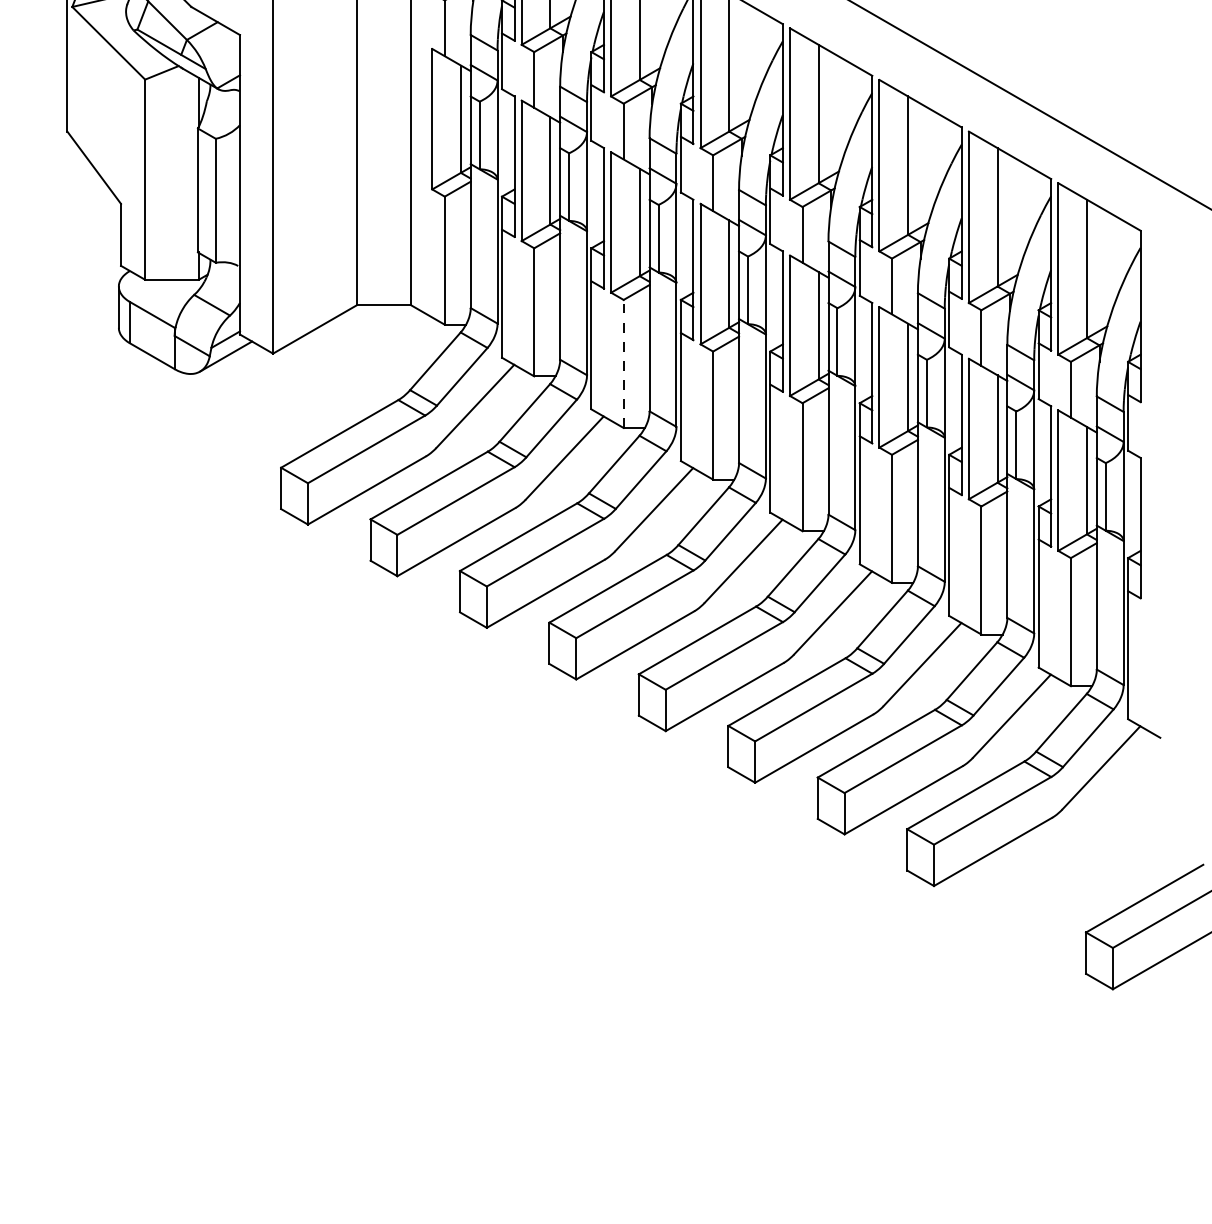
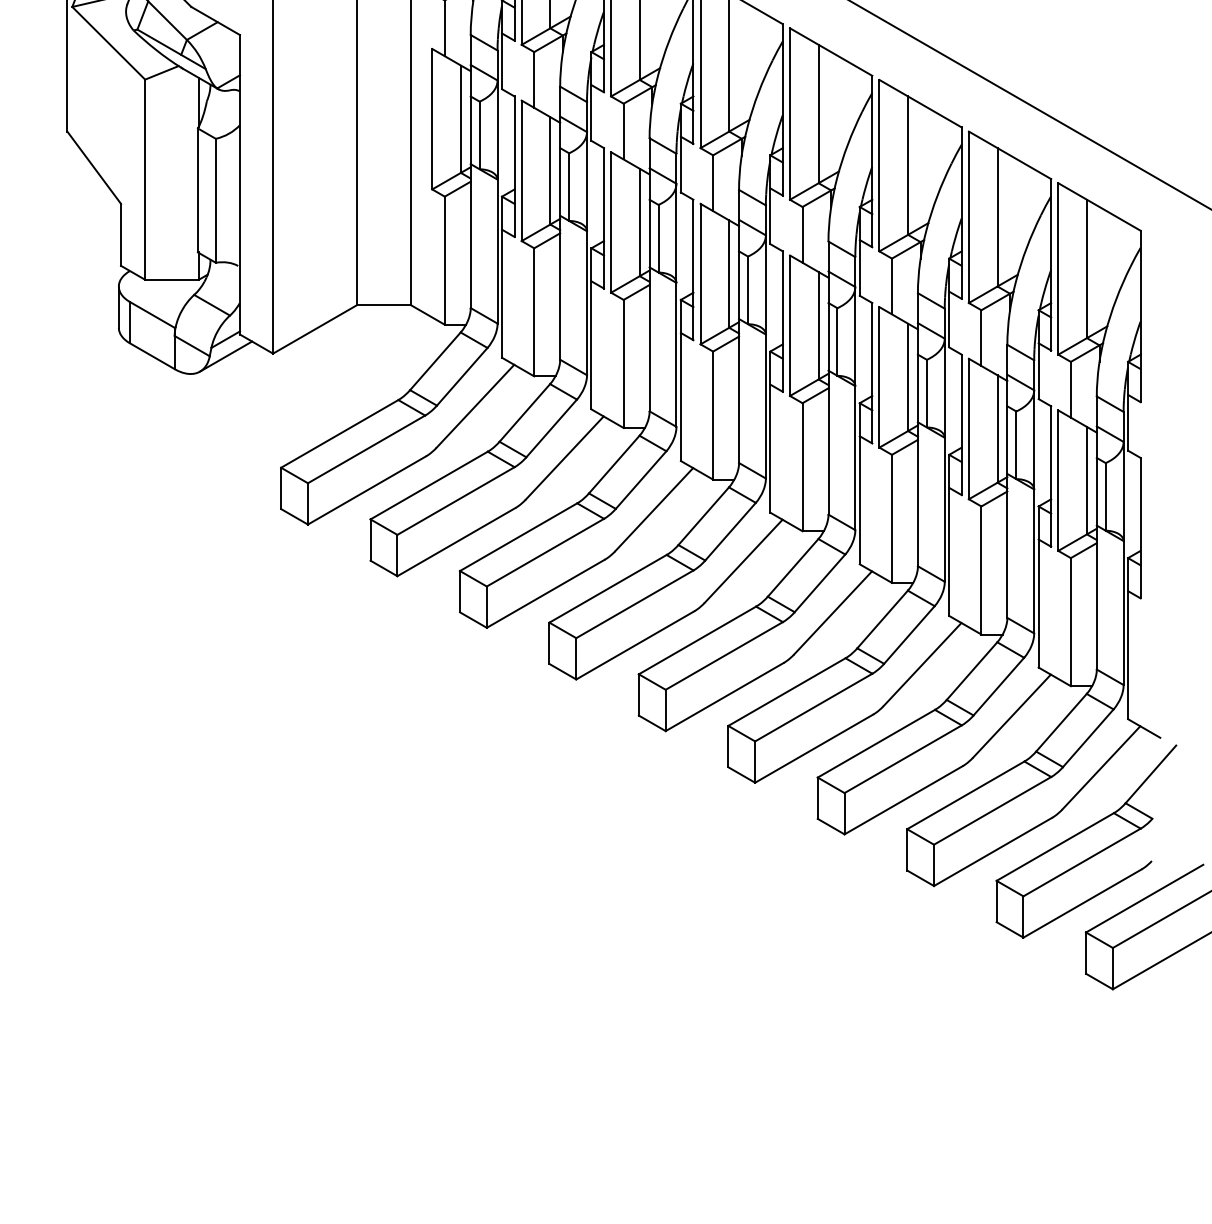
line: dashed -> solid (623, 363)
part: none -> present (1086, 841)
